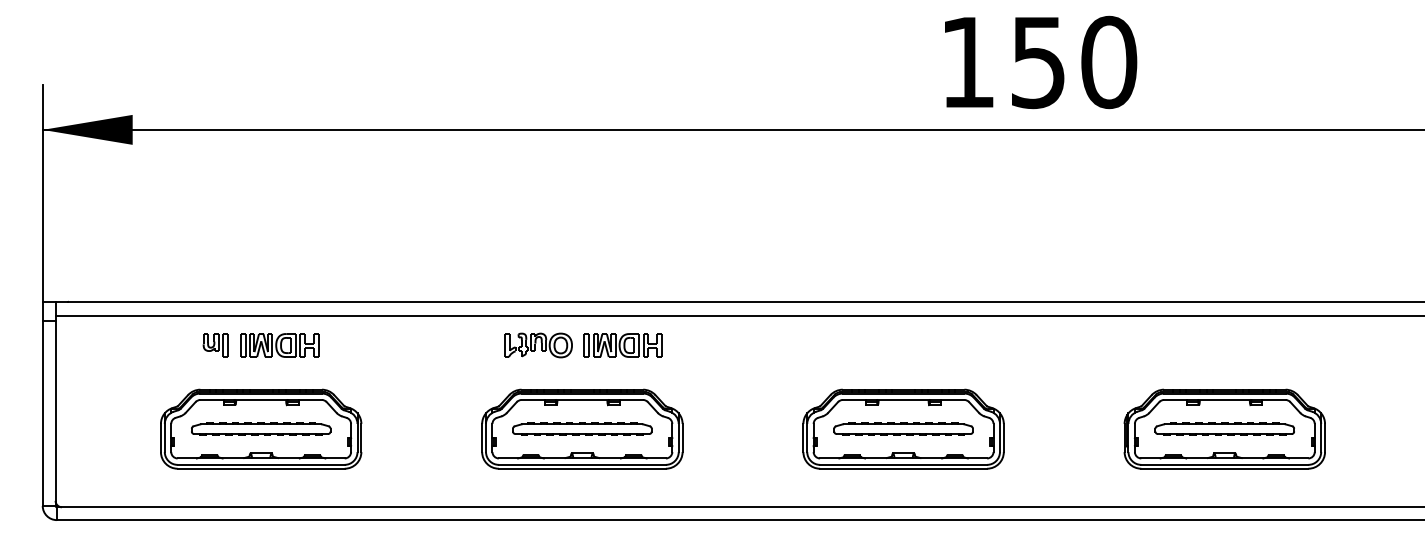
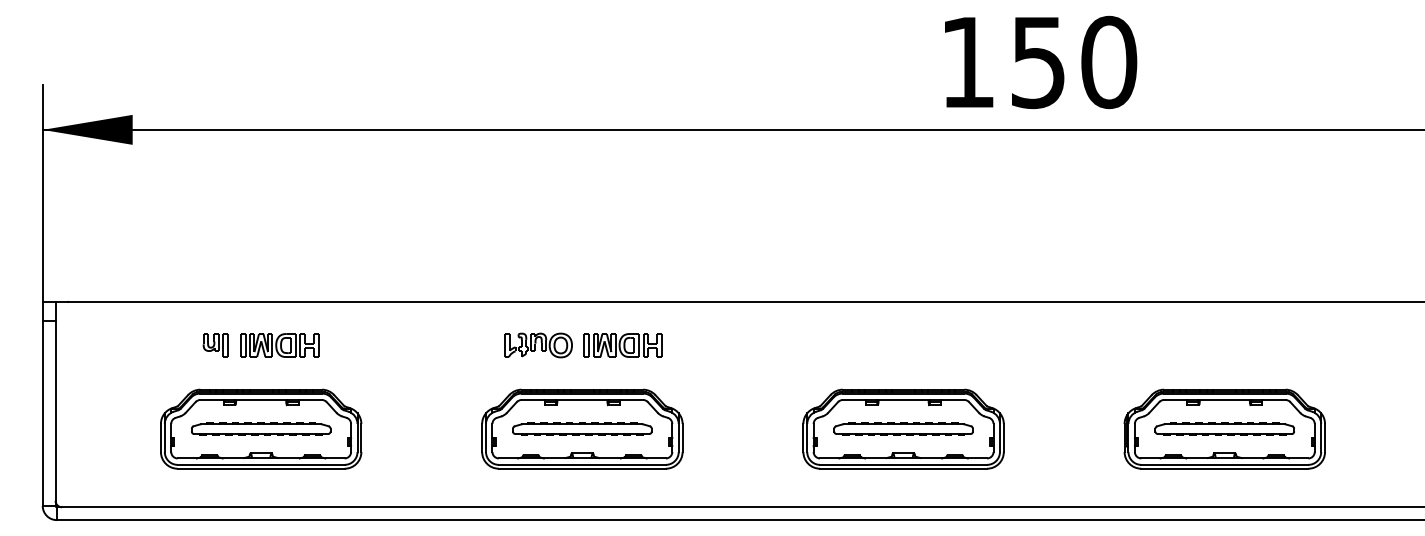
line: present -> none (738, 315)
